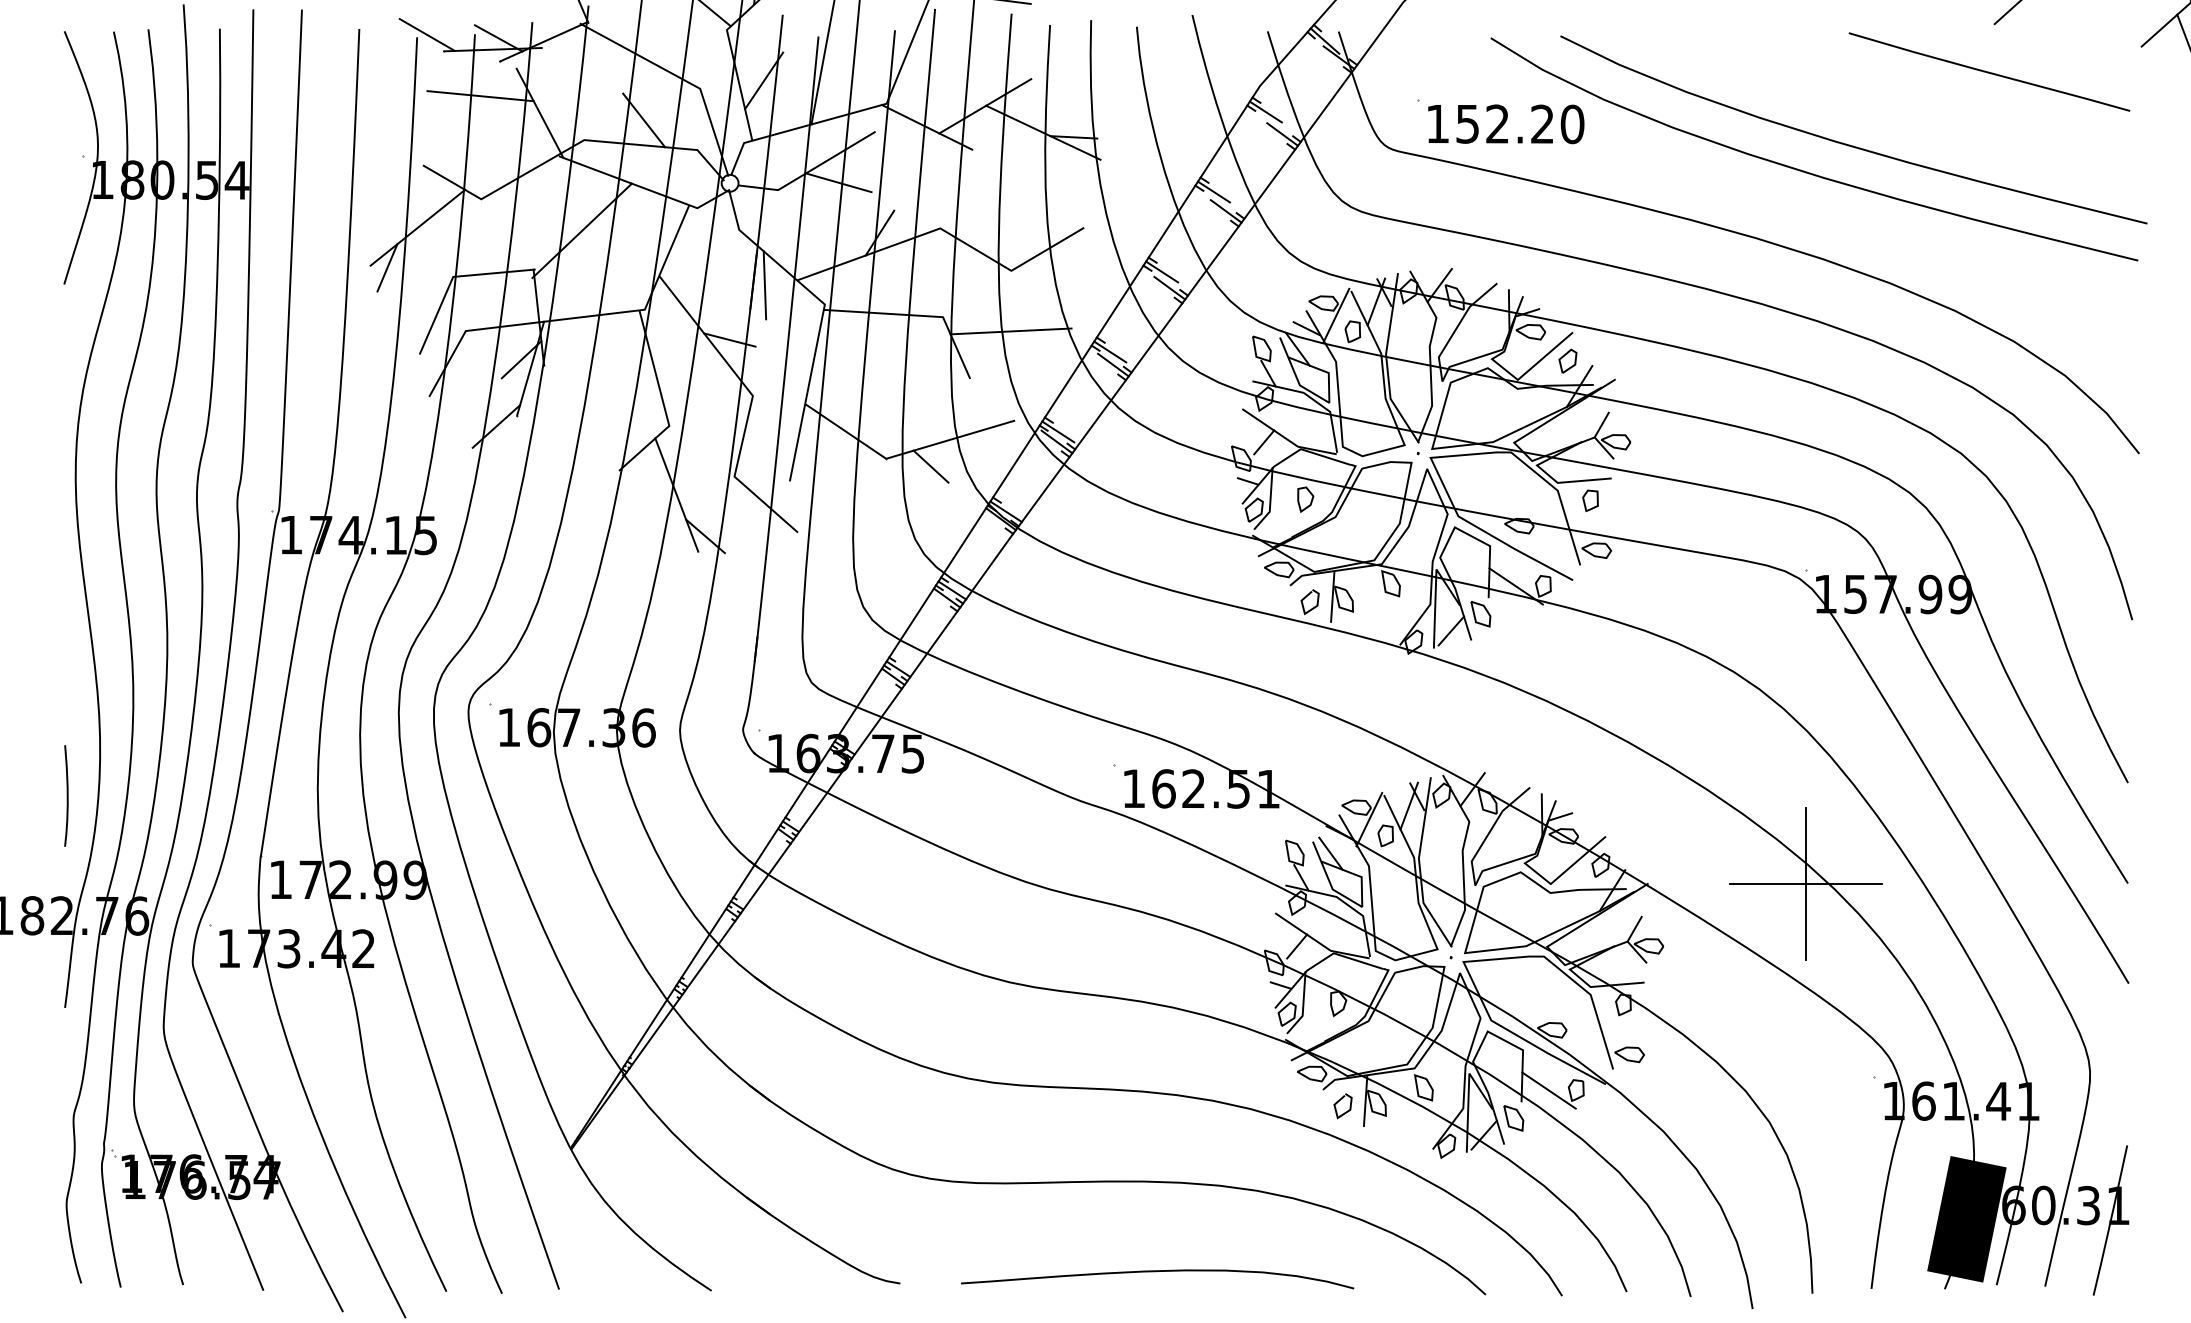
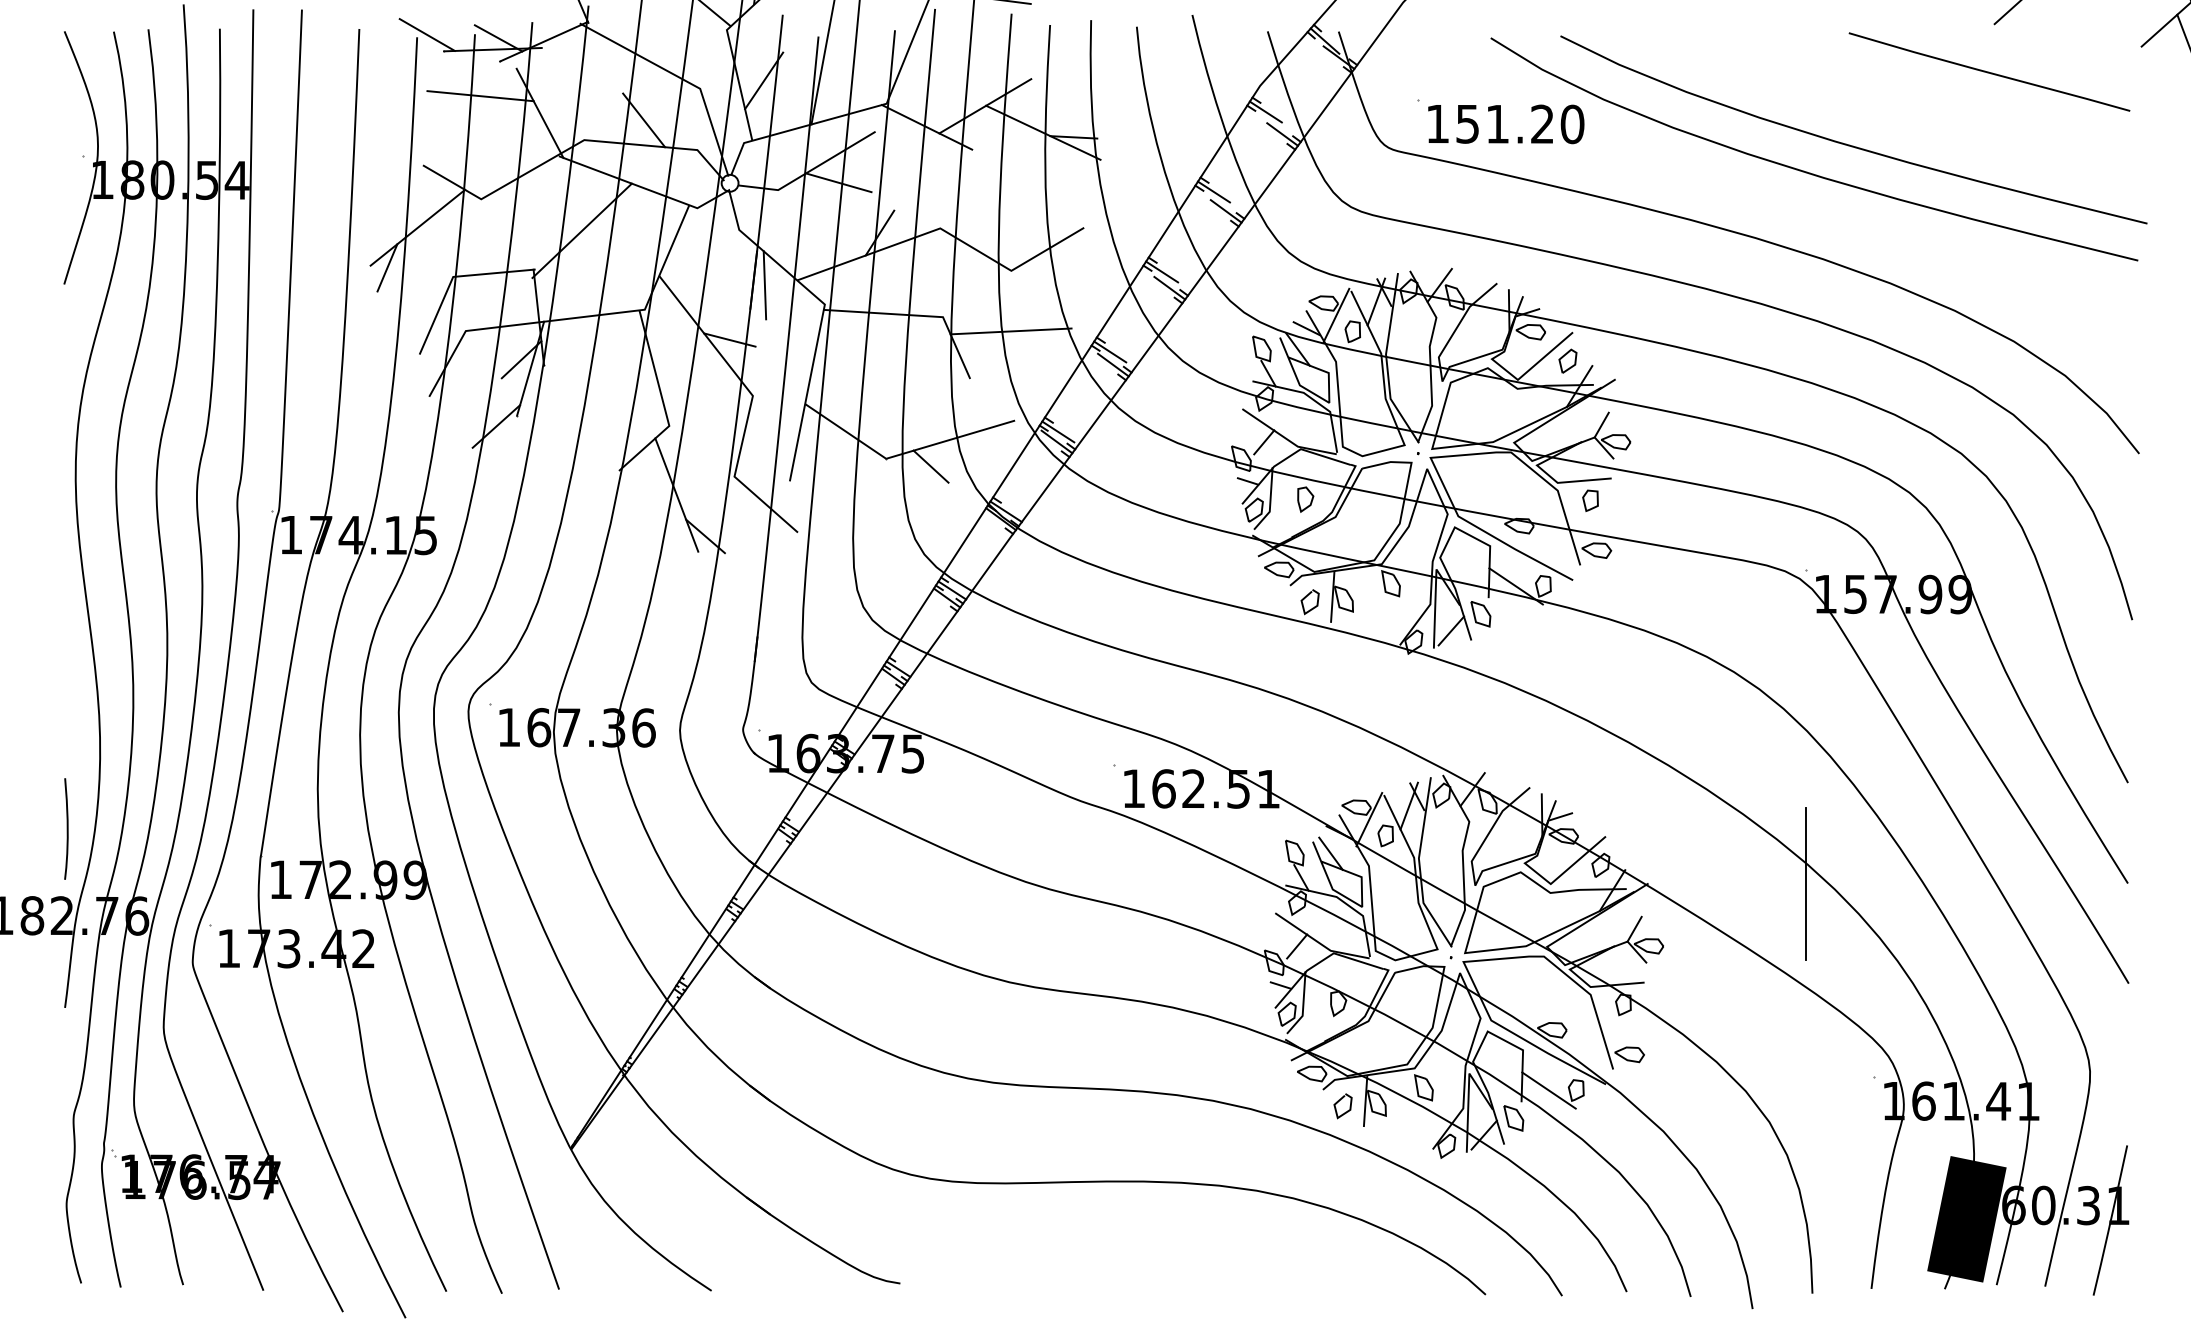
text: 152.20 -> 151.20 (1497, 123)
curve position: (66, 795) -> (66, 828) (66, 828)
line: present -> none (1805, 883)
curve: present -> none (1157, 1272)
